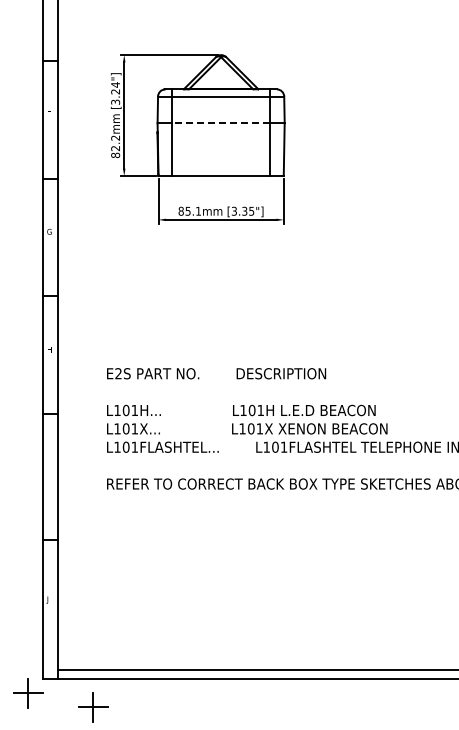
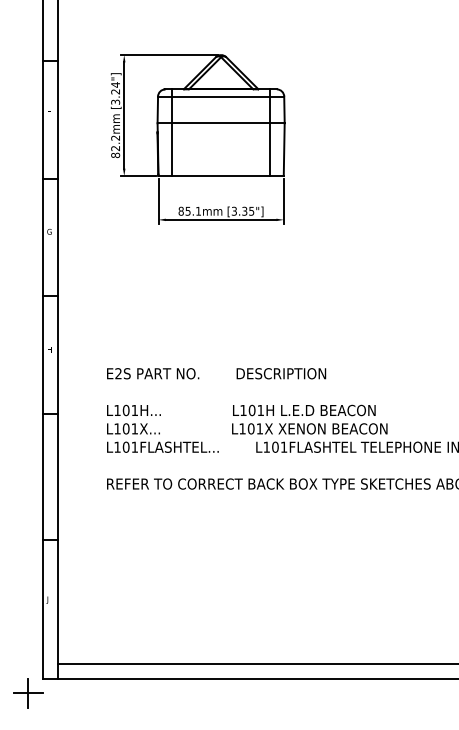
line: dashed -> solid (221, 123)
line position: (256, 669) -> (256, 663) (256, 663)
part: present -> none (93, 707)
